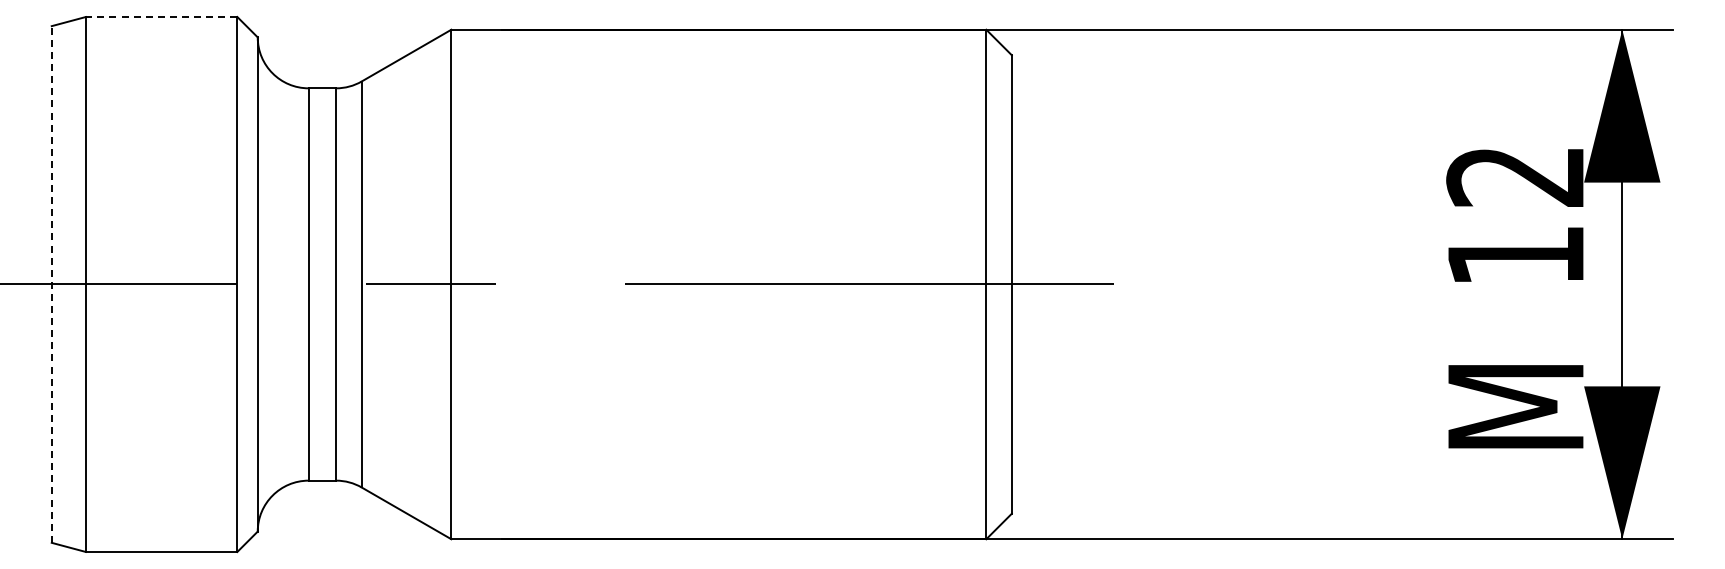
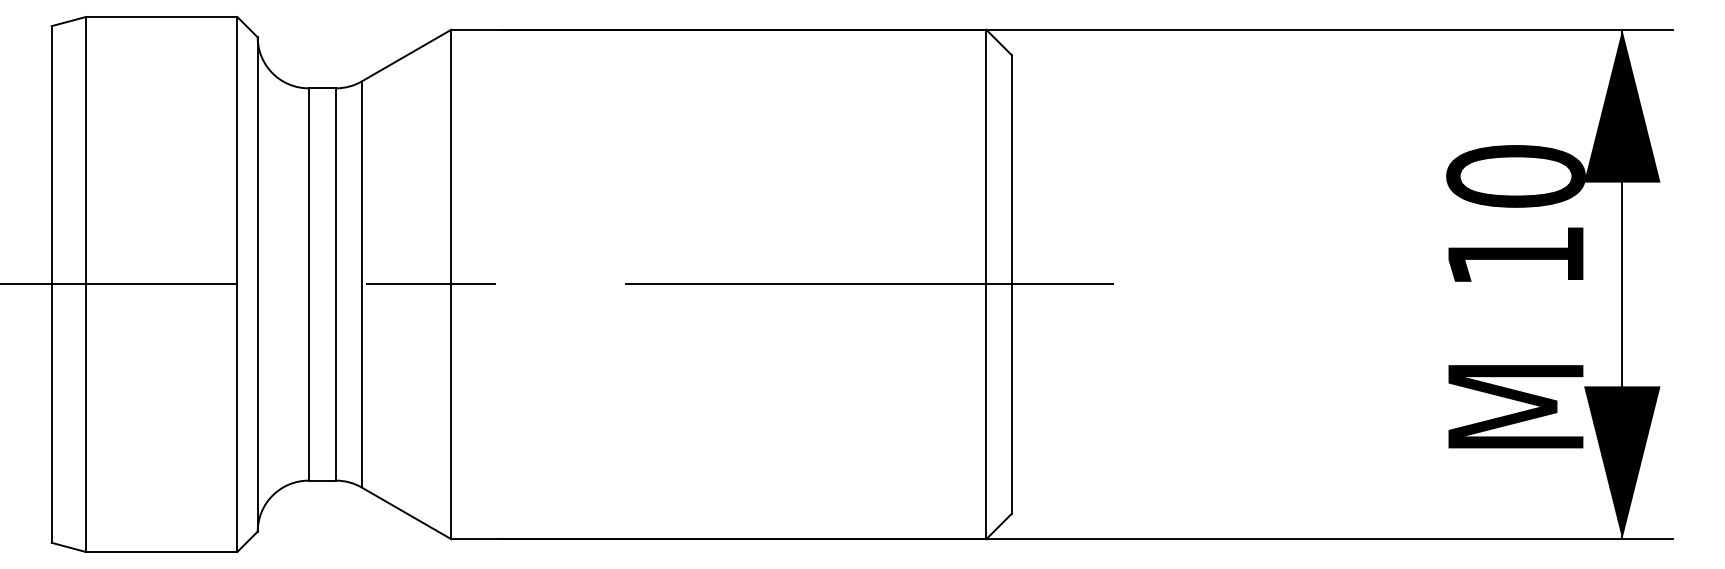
line: dashed -> solid (161, 17)
text: 12 -> 10 (1515, 176)
line: dashed -> solid (51, 284)
